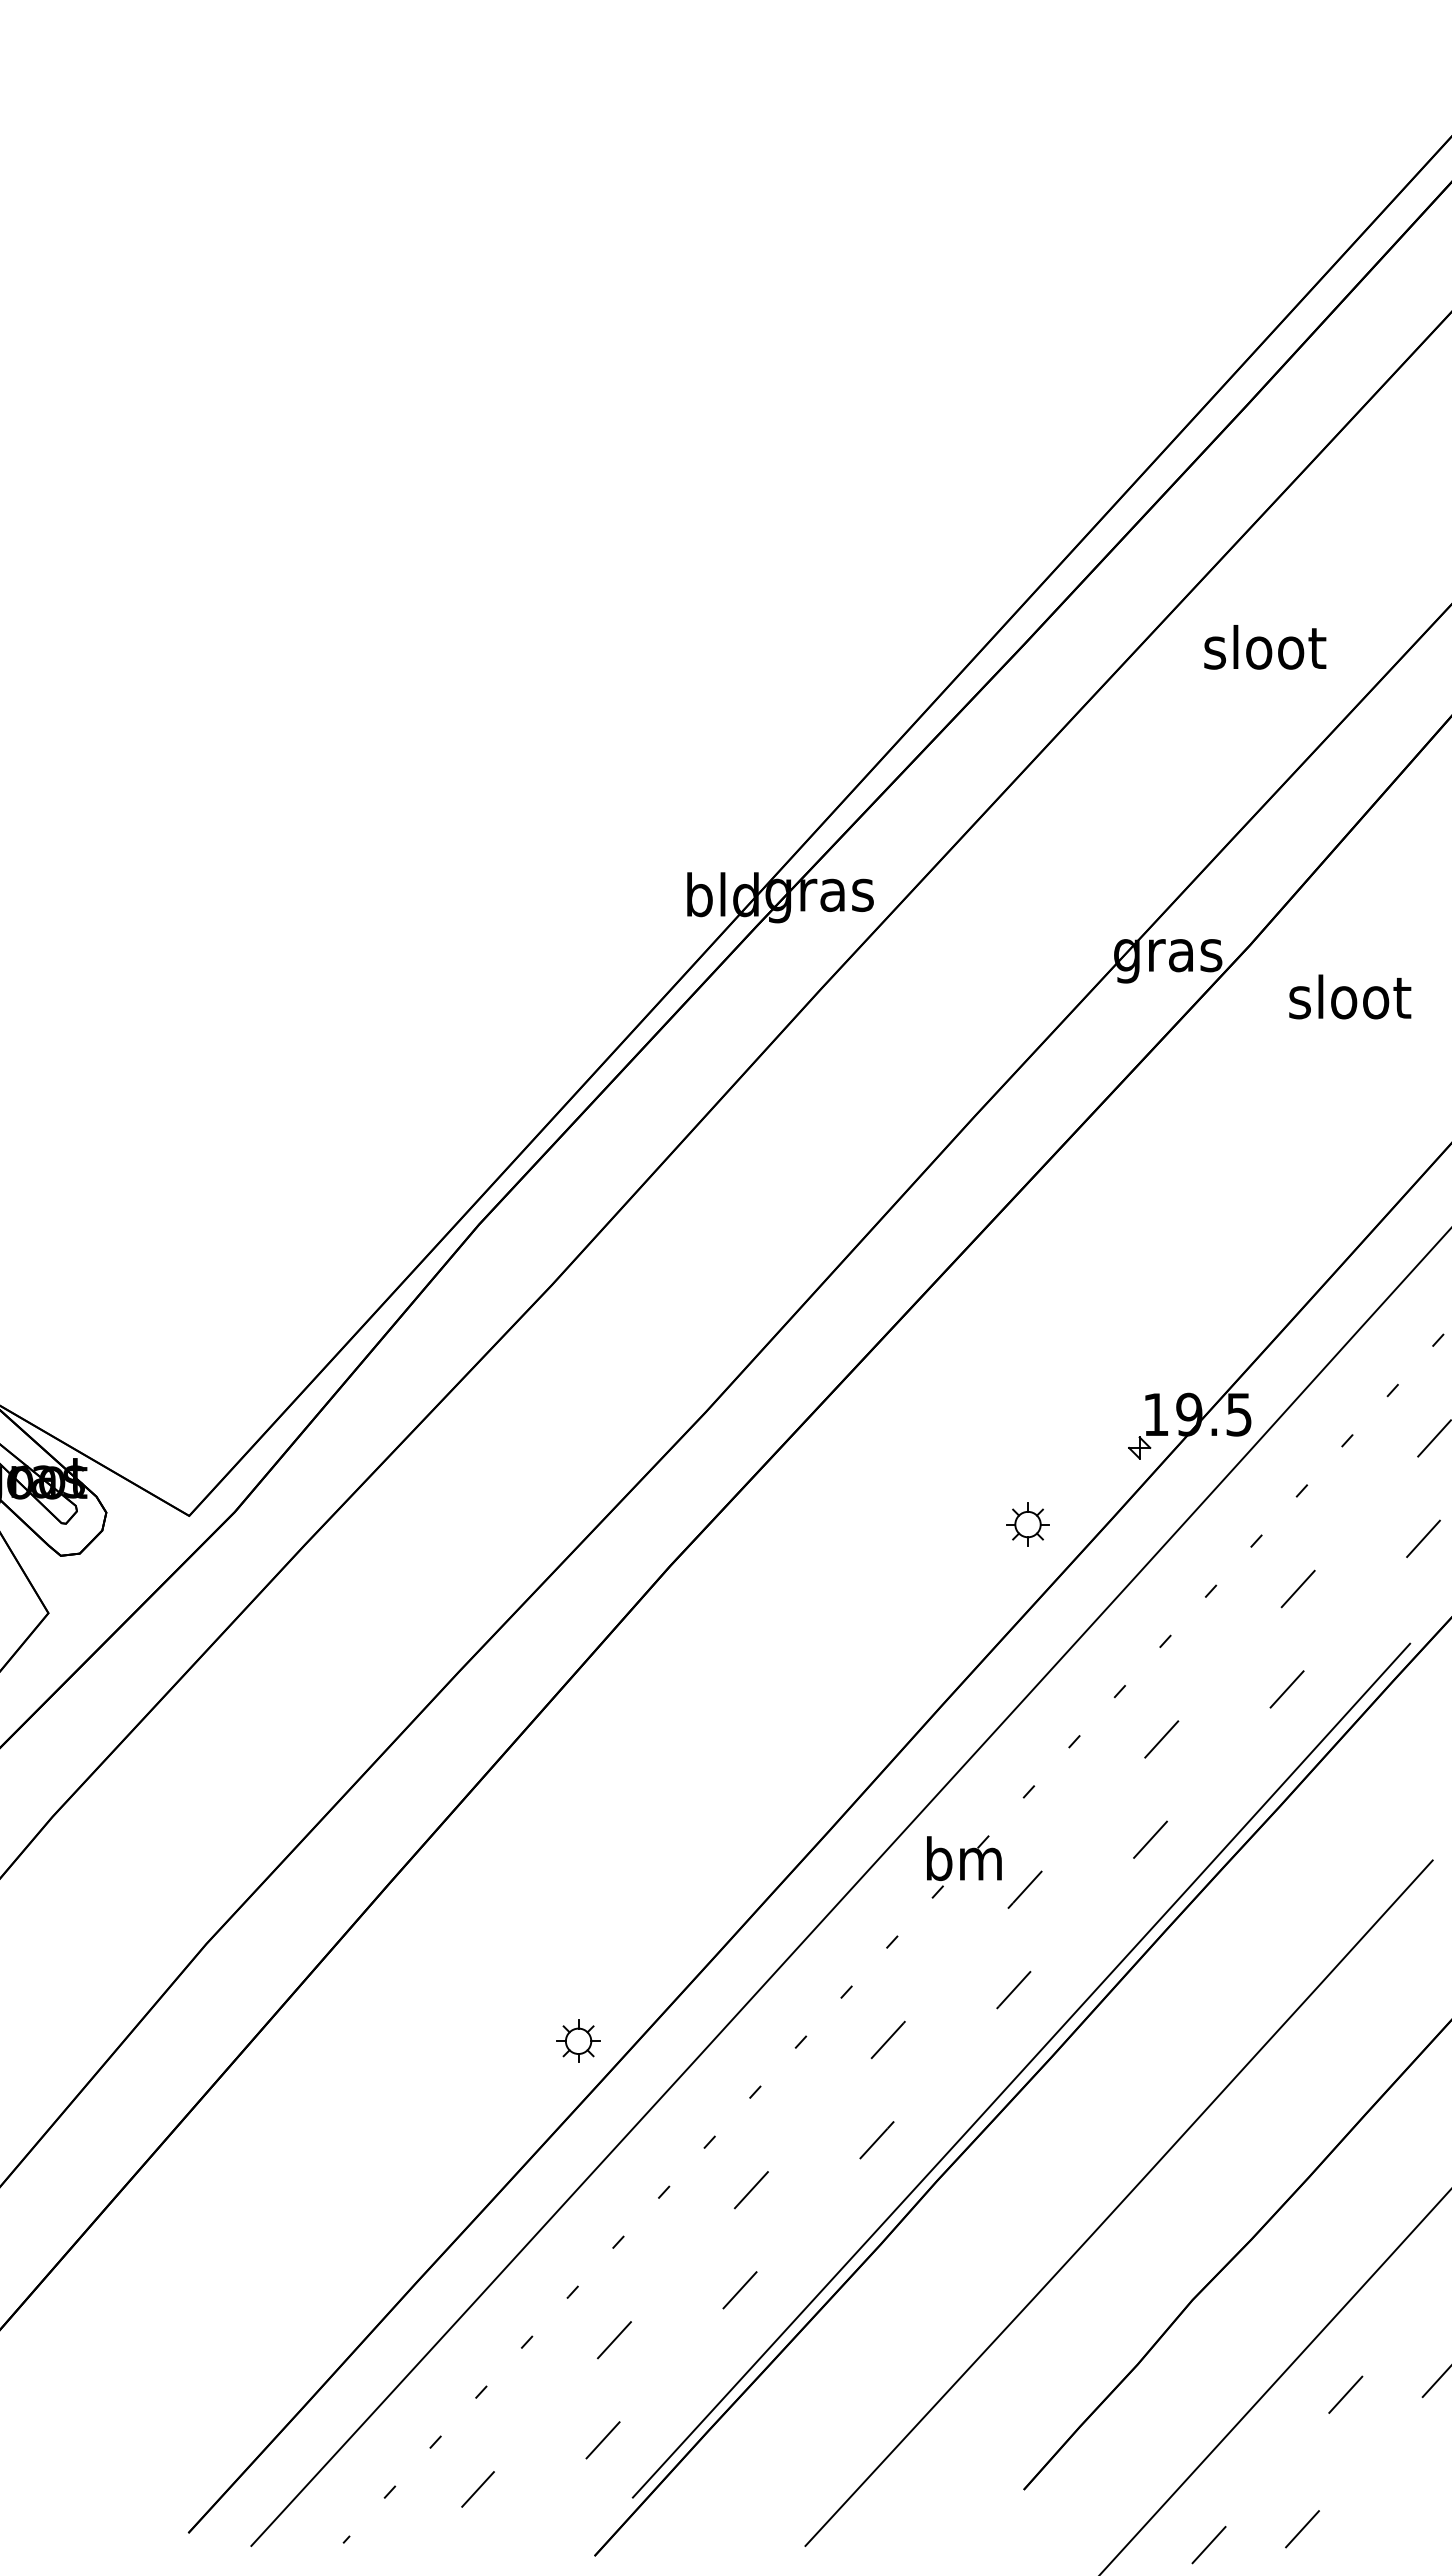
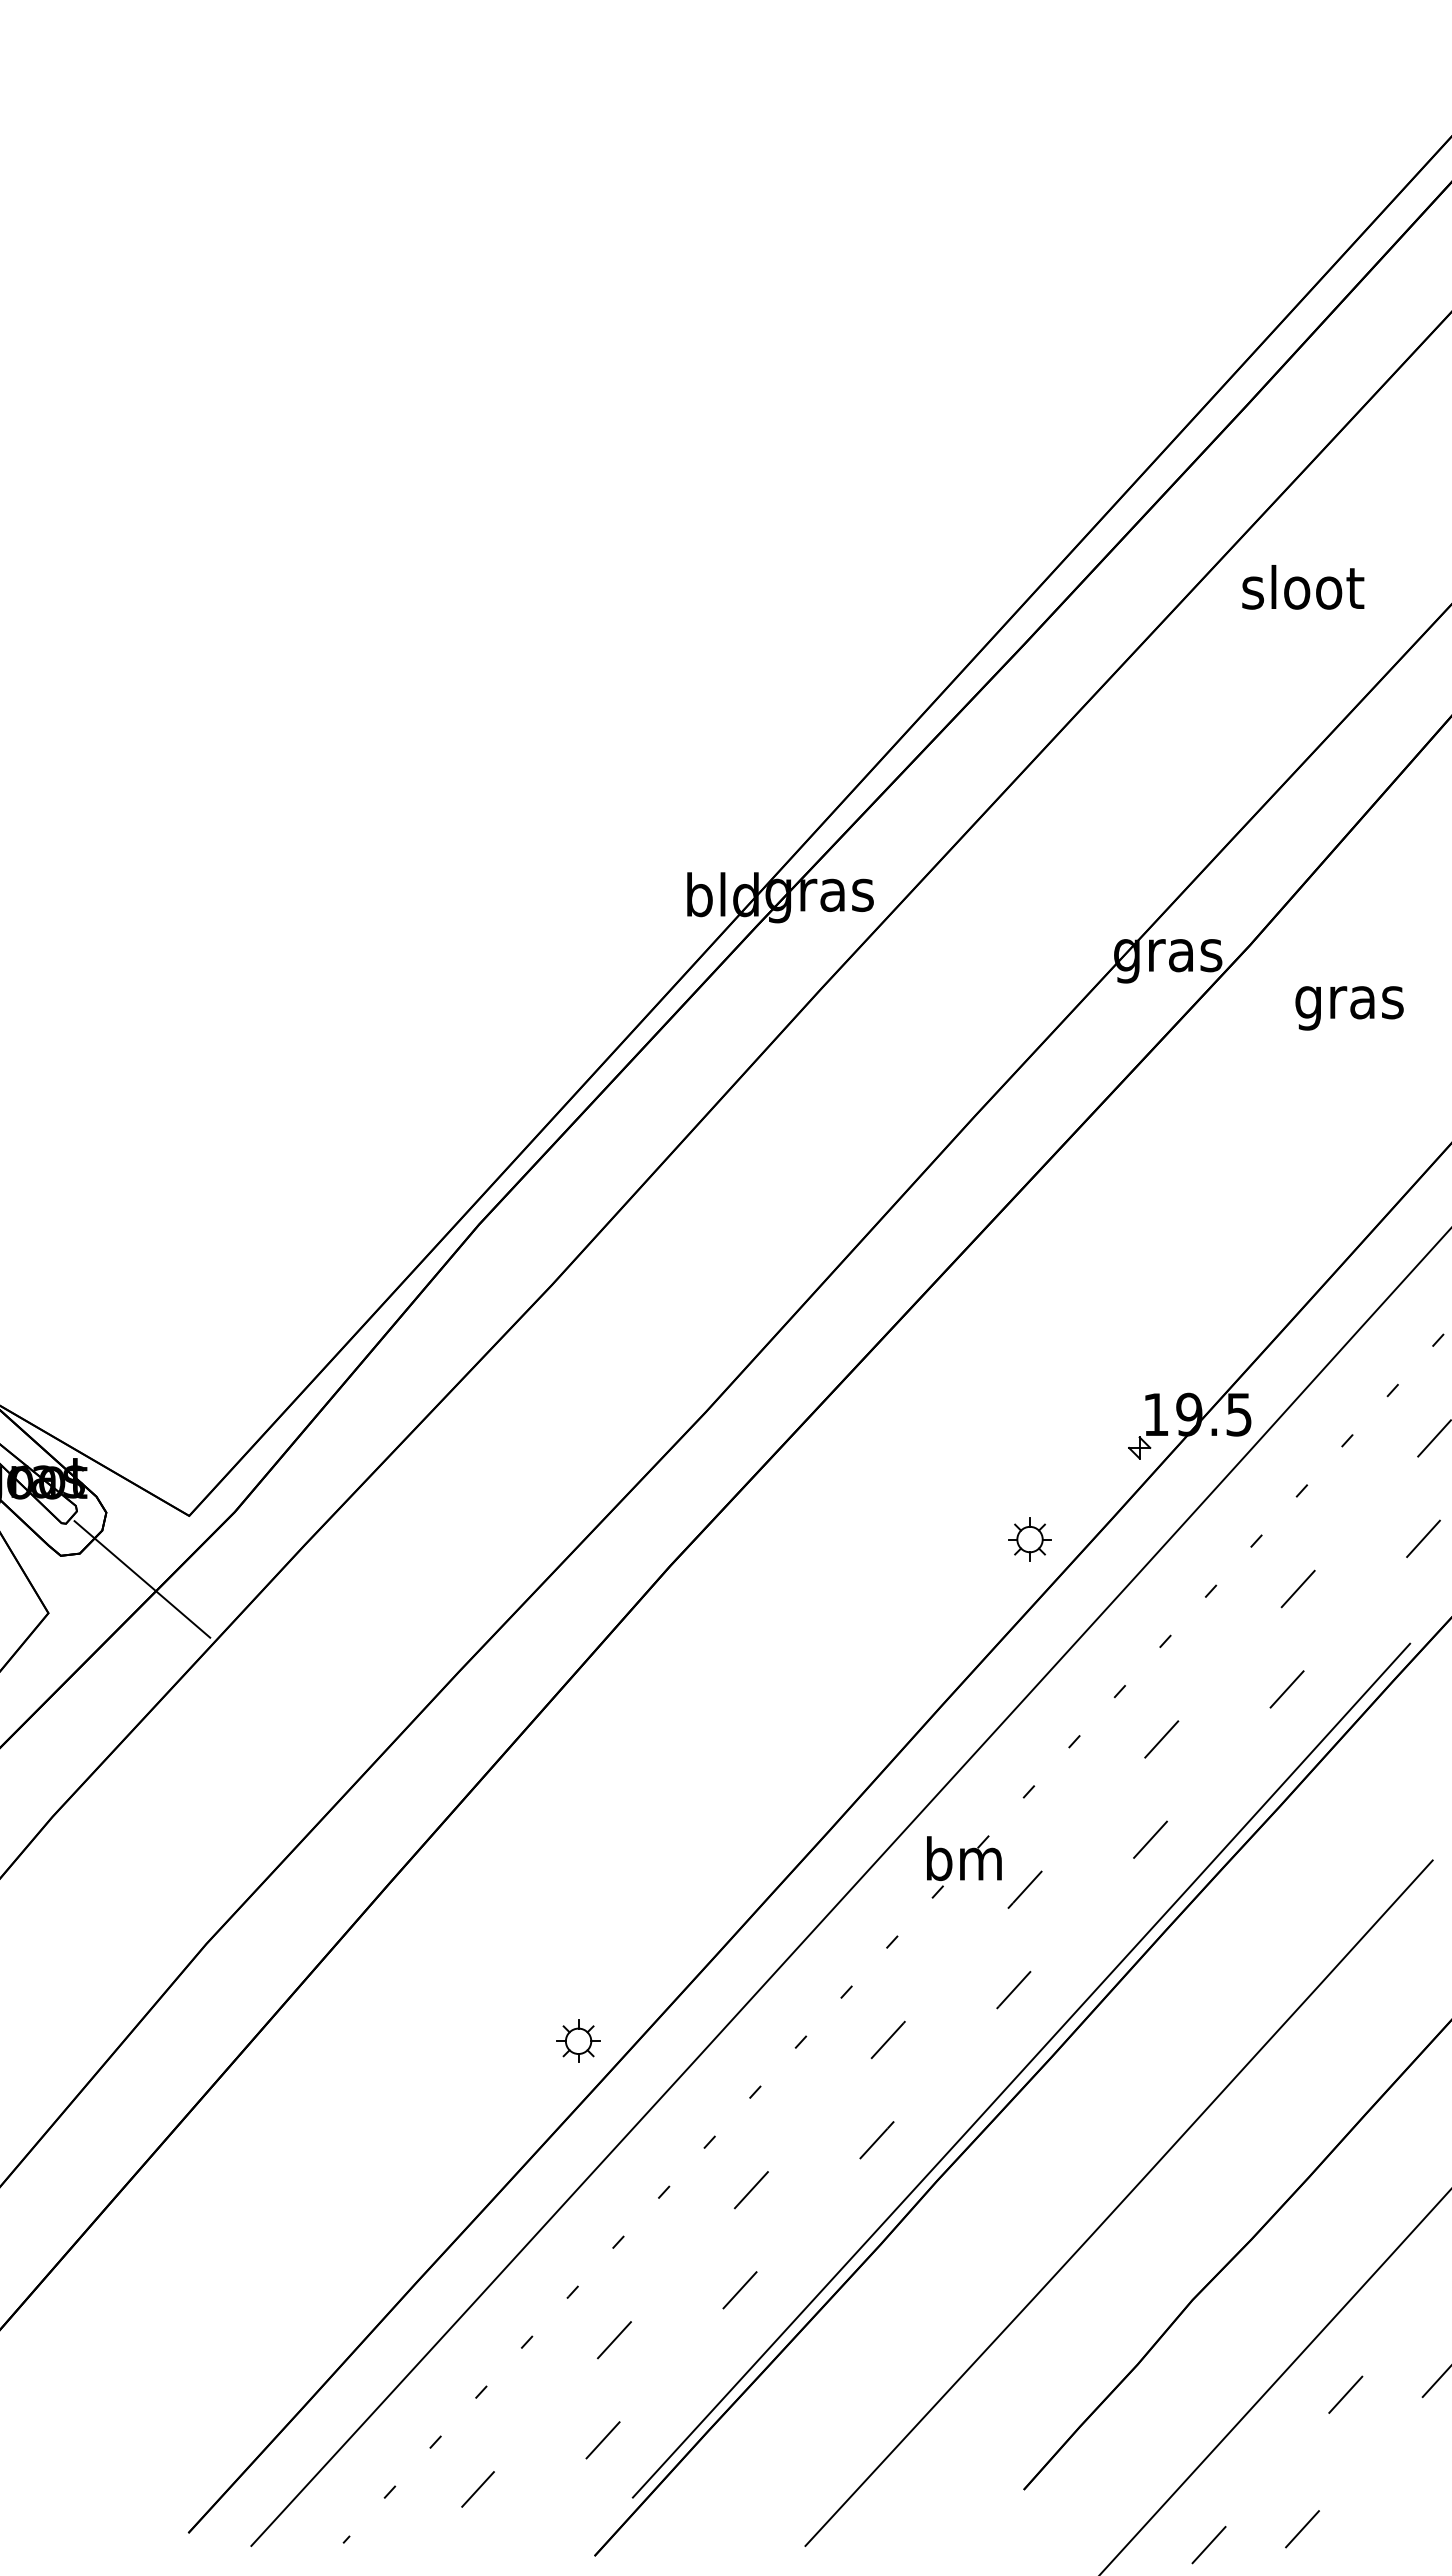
text position: (1265, 647) -> (1303, 587) (1303, 587)
text: sloot -> gras (1350, 1002)
part position: (1027, 1524) -> (1029, 1539) (1029, 1539)
line: none -> present (142, 1579)
